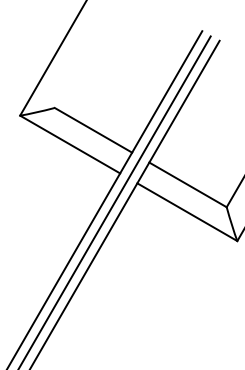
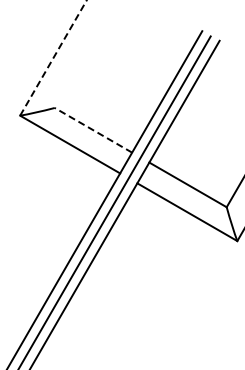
line: solid -> dashed (53, 57)
line: solid -> dashed (93, 130)
